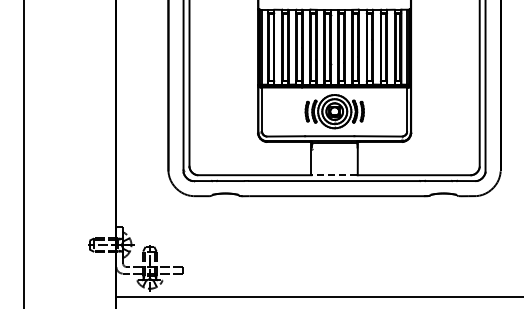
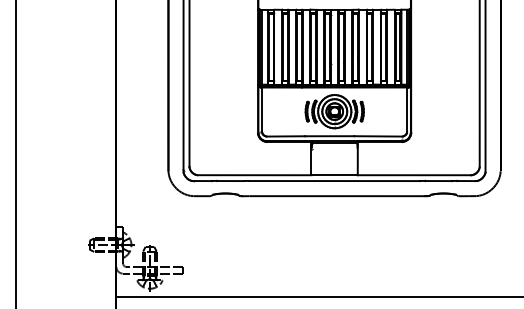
line position: (23, 153) -> (15, 153) (15, 153)
line: dashed -> solid (334, 175)
